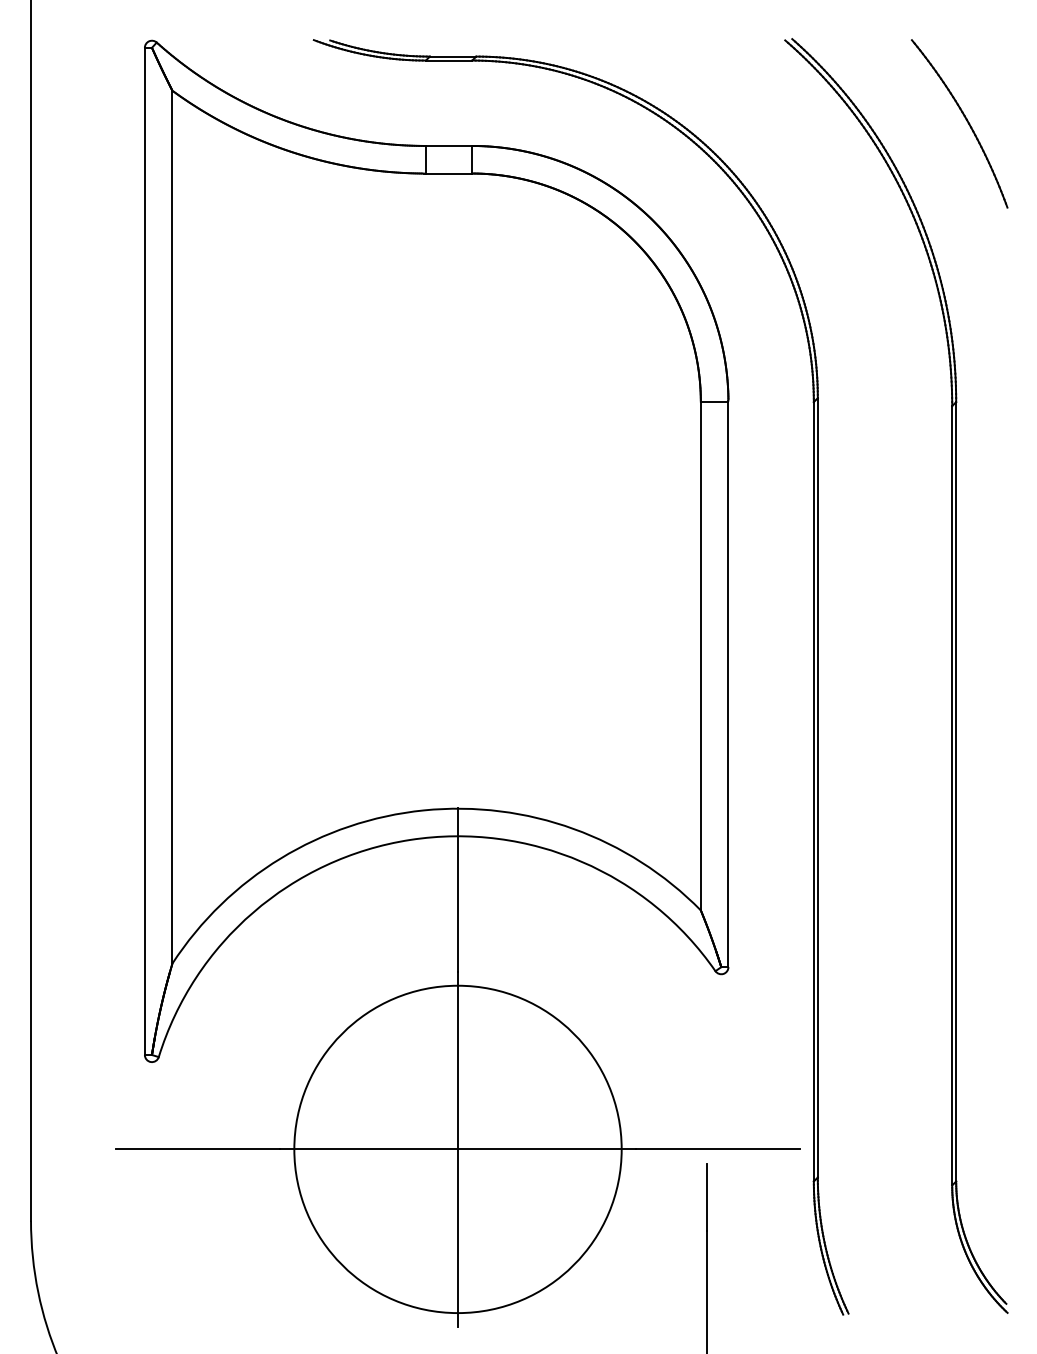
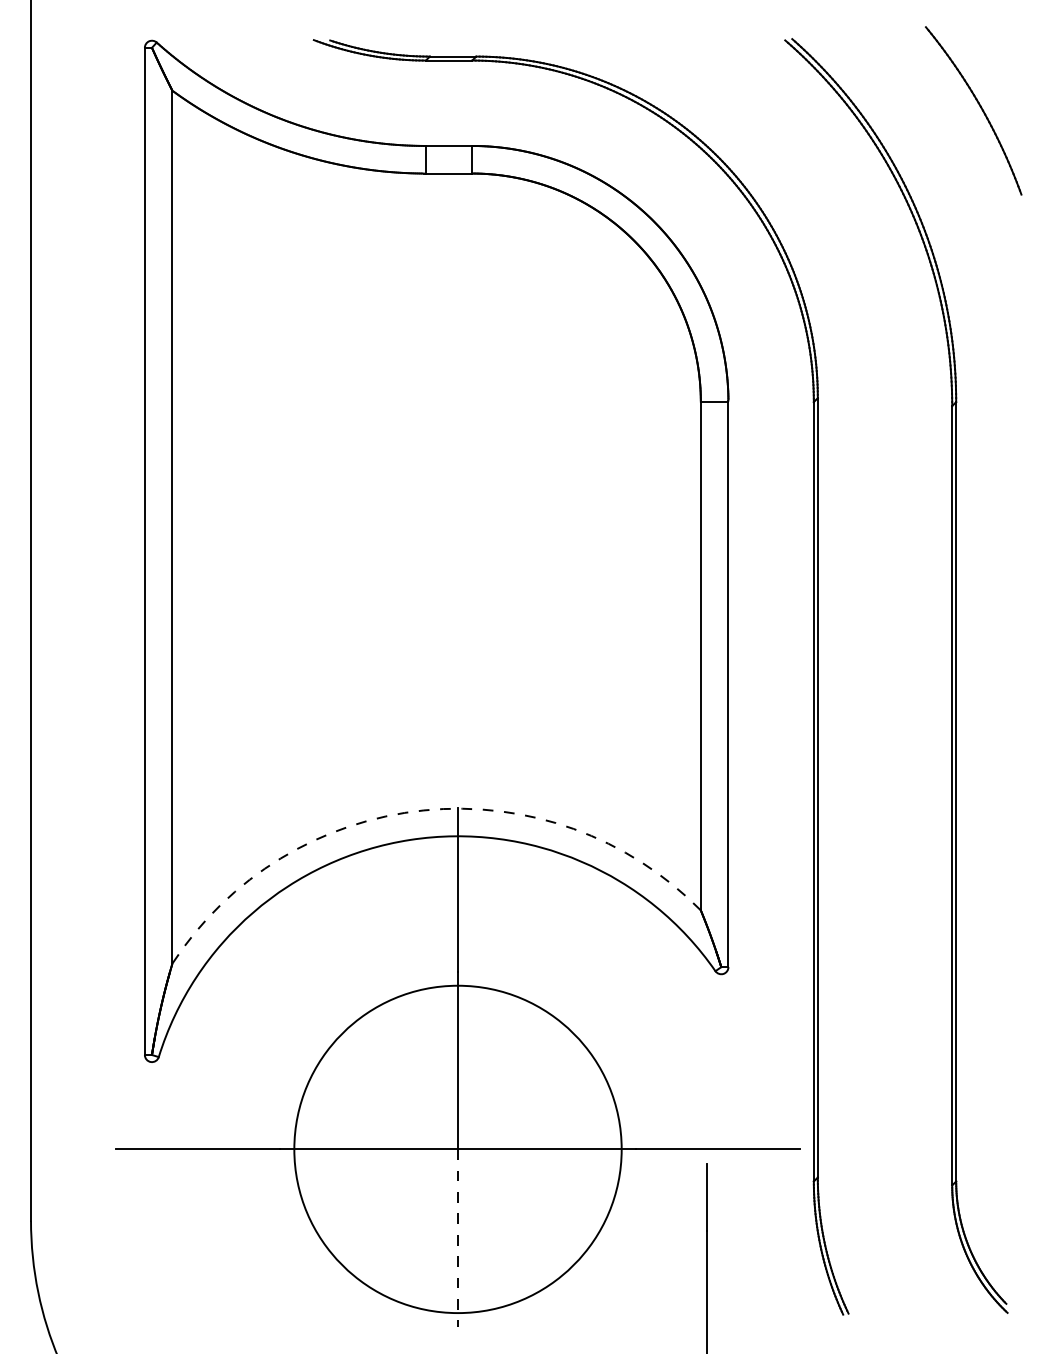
part position: (965, 119) -> (979, 106) (979, 106)
arc: solid -> dashed (423, 810)
line: solid -> dashed (458, 1238)
